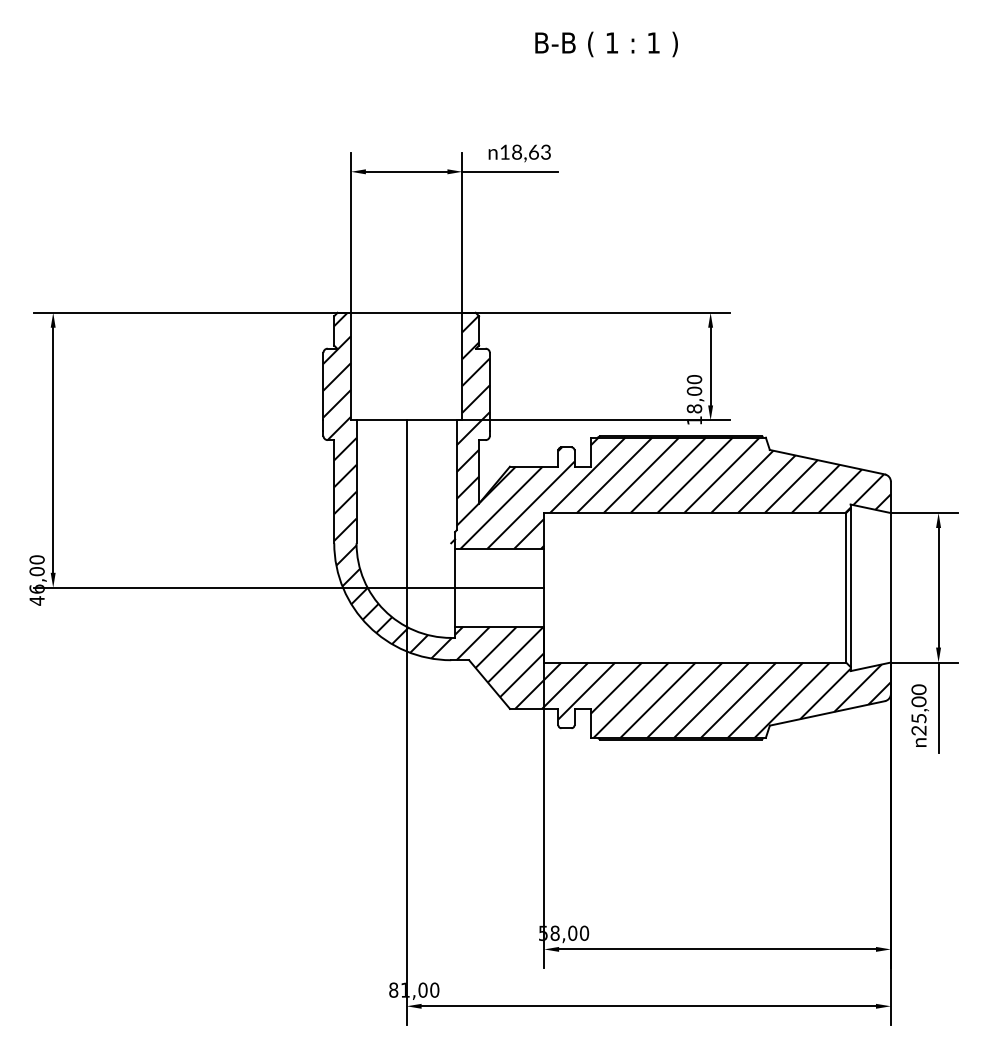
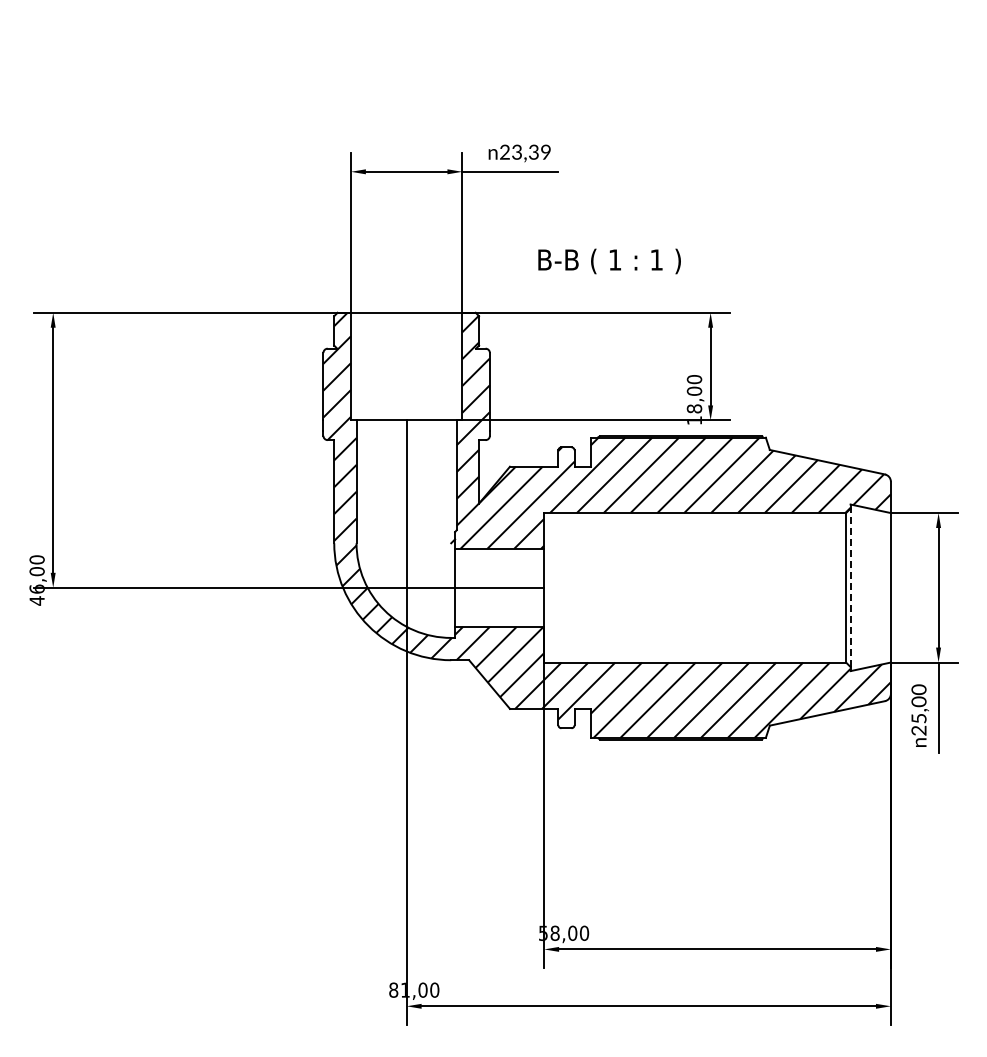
text position: (606, 44) -> (609, 261) (609, 261)
text: 18,63 -> 23,39 (525, 151)
line: solid -> dashed (850, 587)
